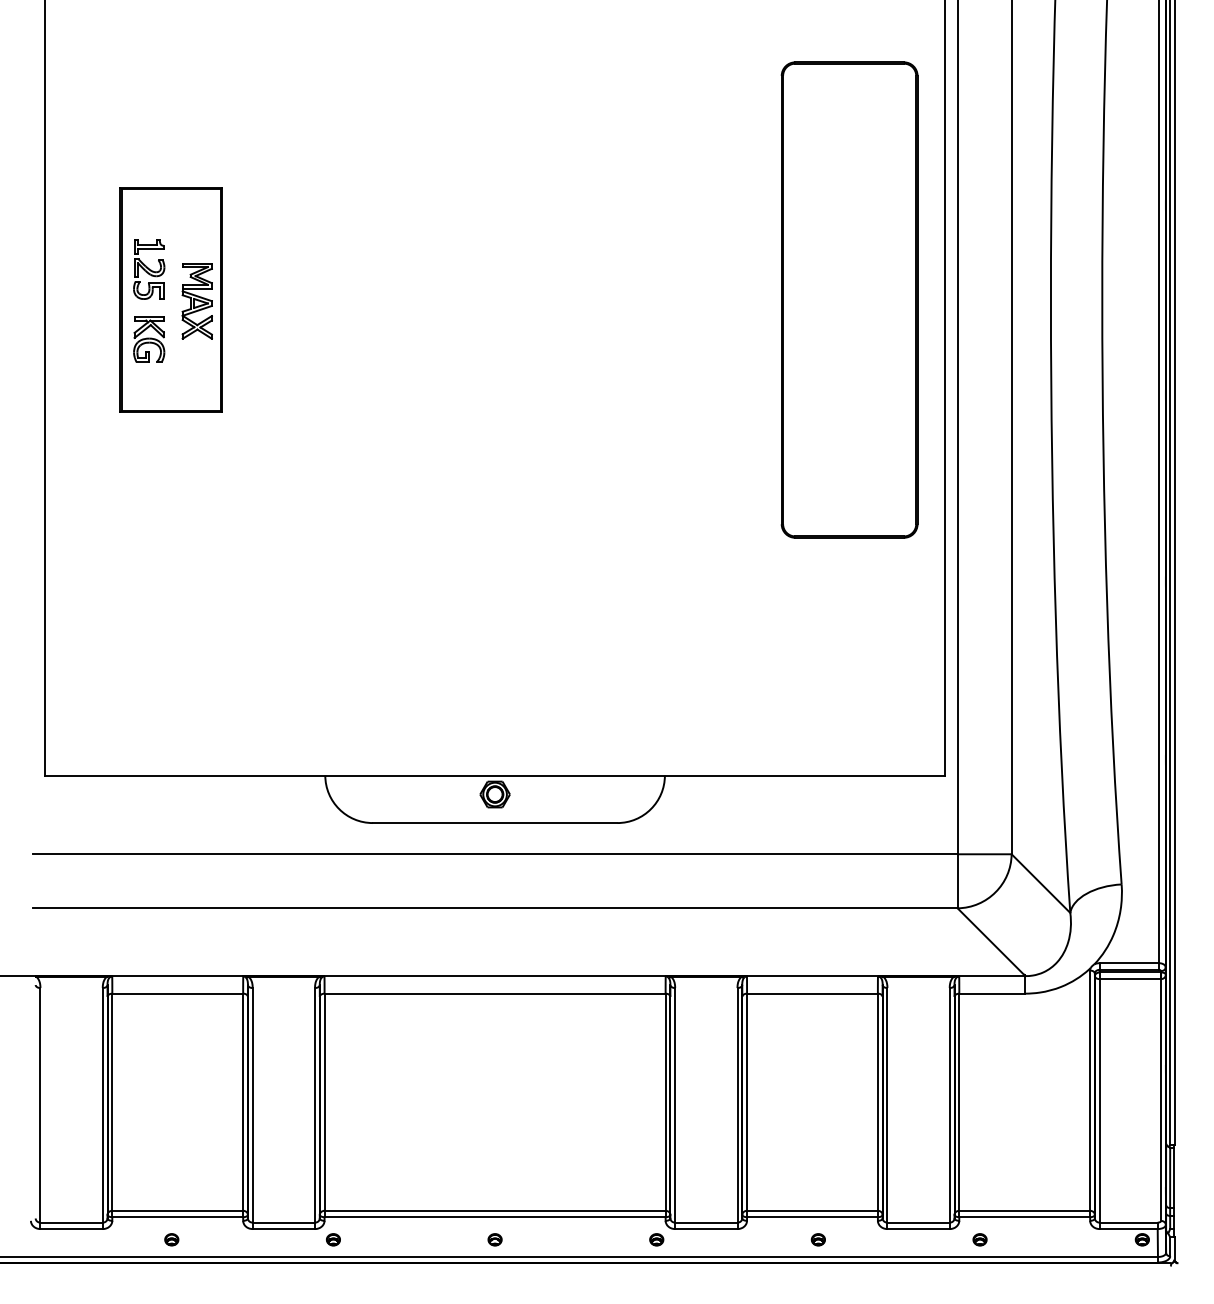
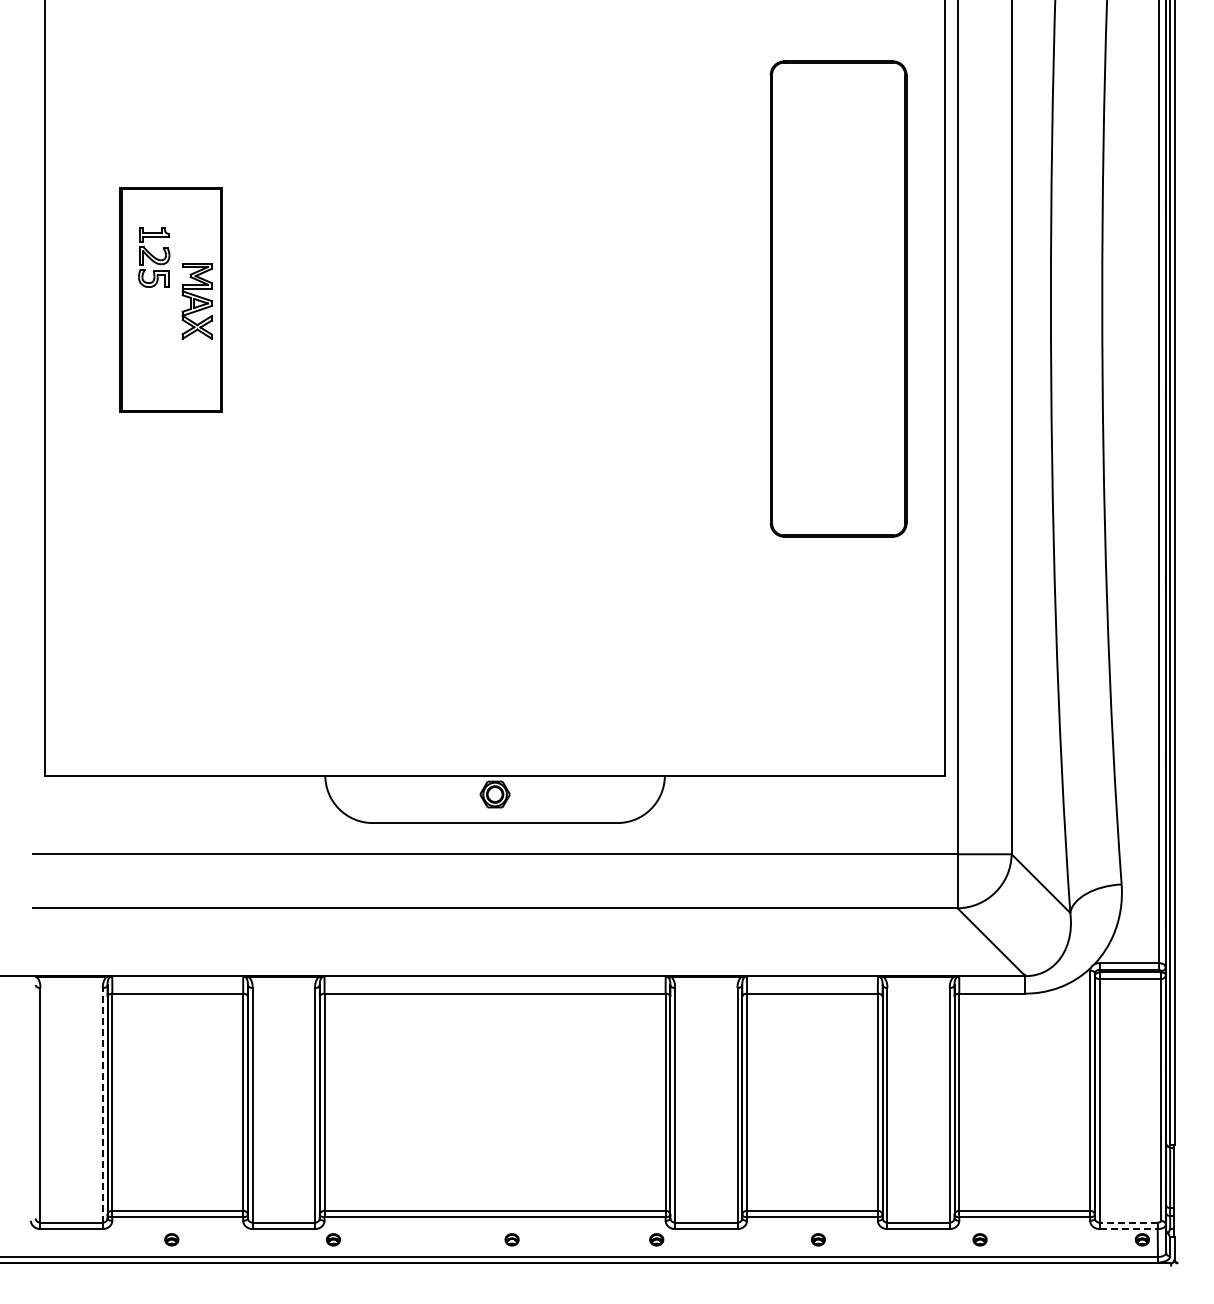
part position: (149, 269) -> (154, 257) (154, 257)
part position: (849, 299) -> (838, 298) (838, 298)
part: present -> none (149, 339)
line: solid -> dashed (102, 1104)
line: solid -> dashed (1128, 1222)
line: solid -> dashed (1129, 1229)
part position: (494, 1239) -> (511, 1239) (511, 1239)
